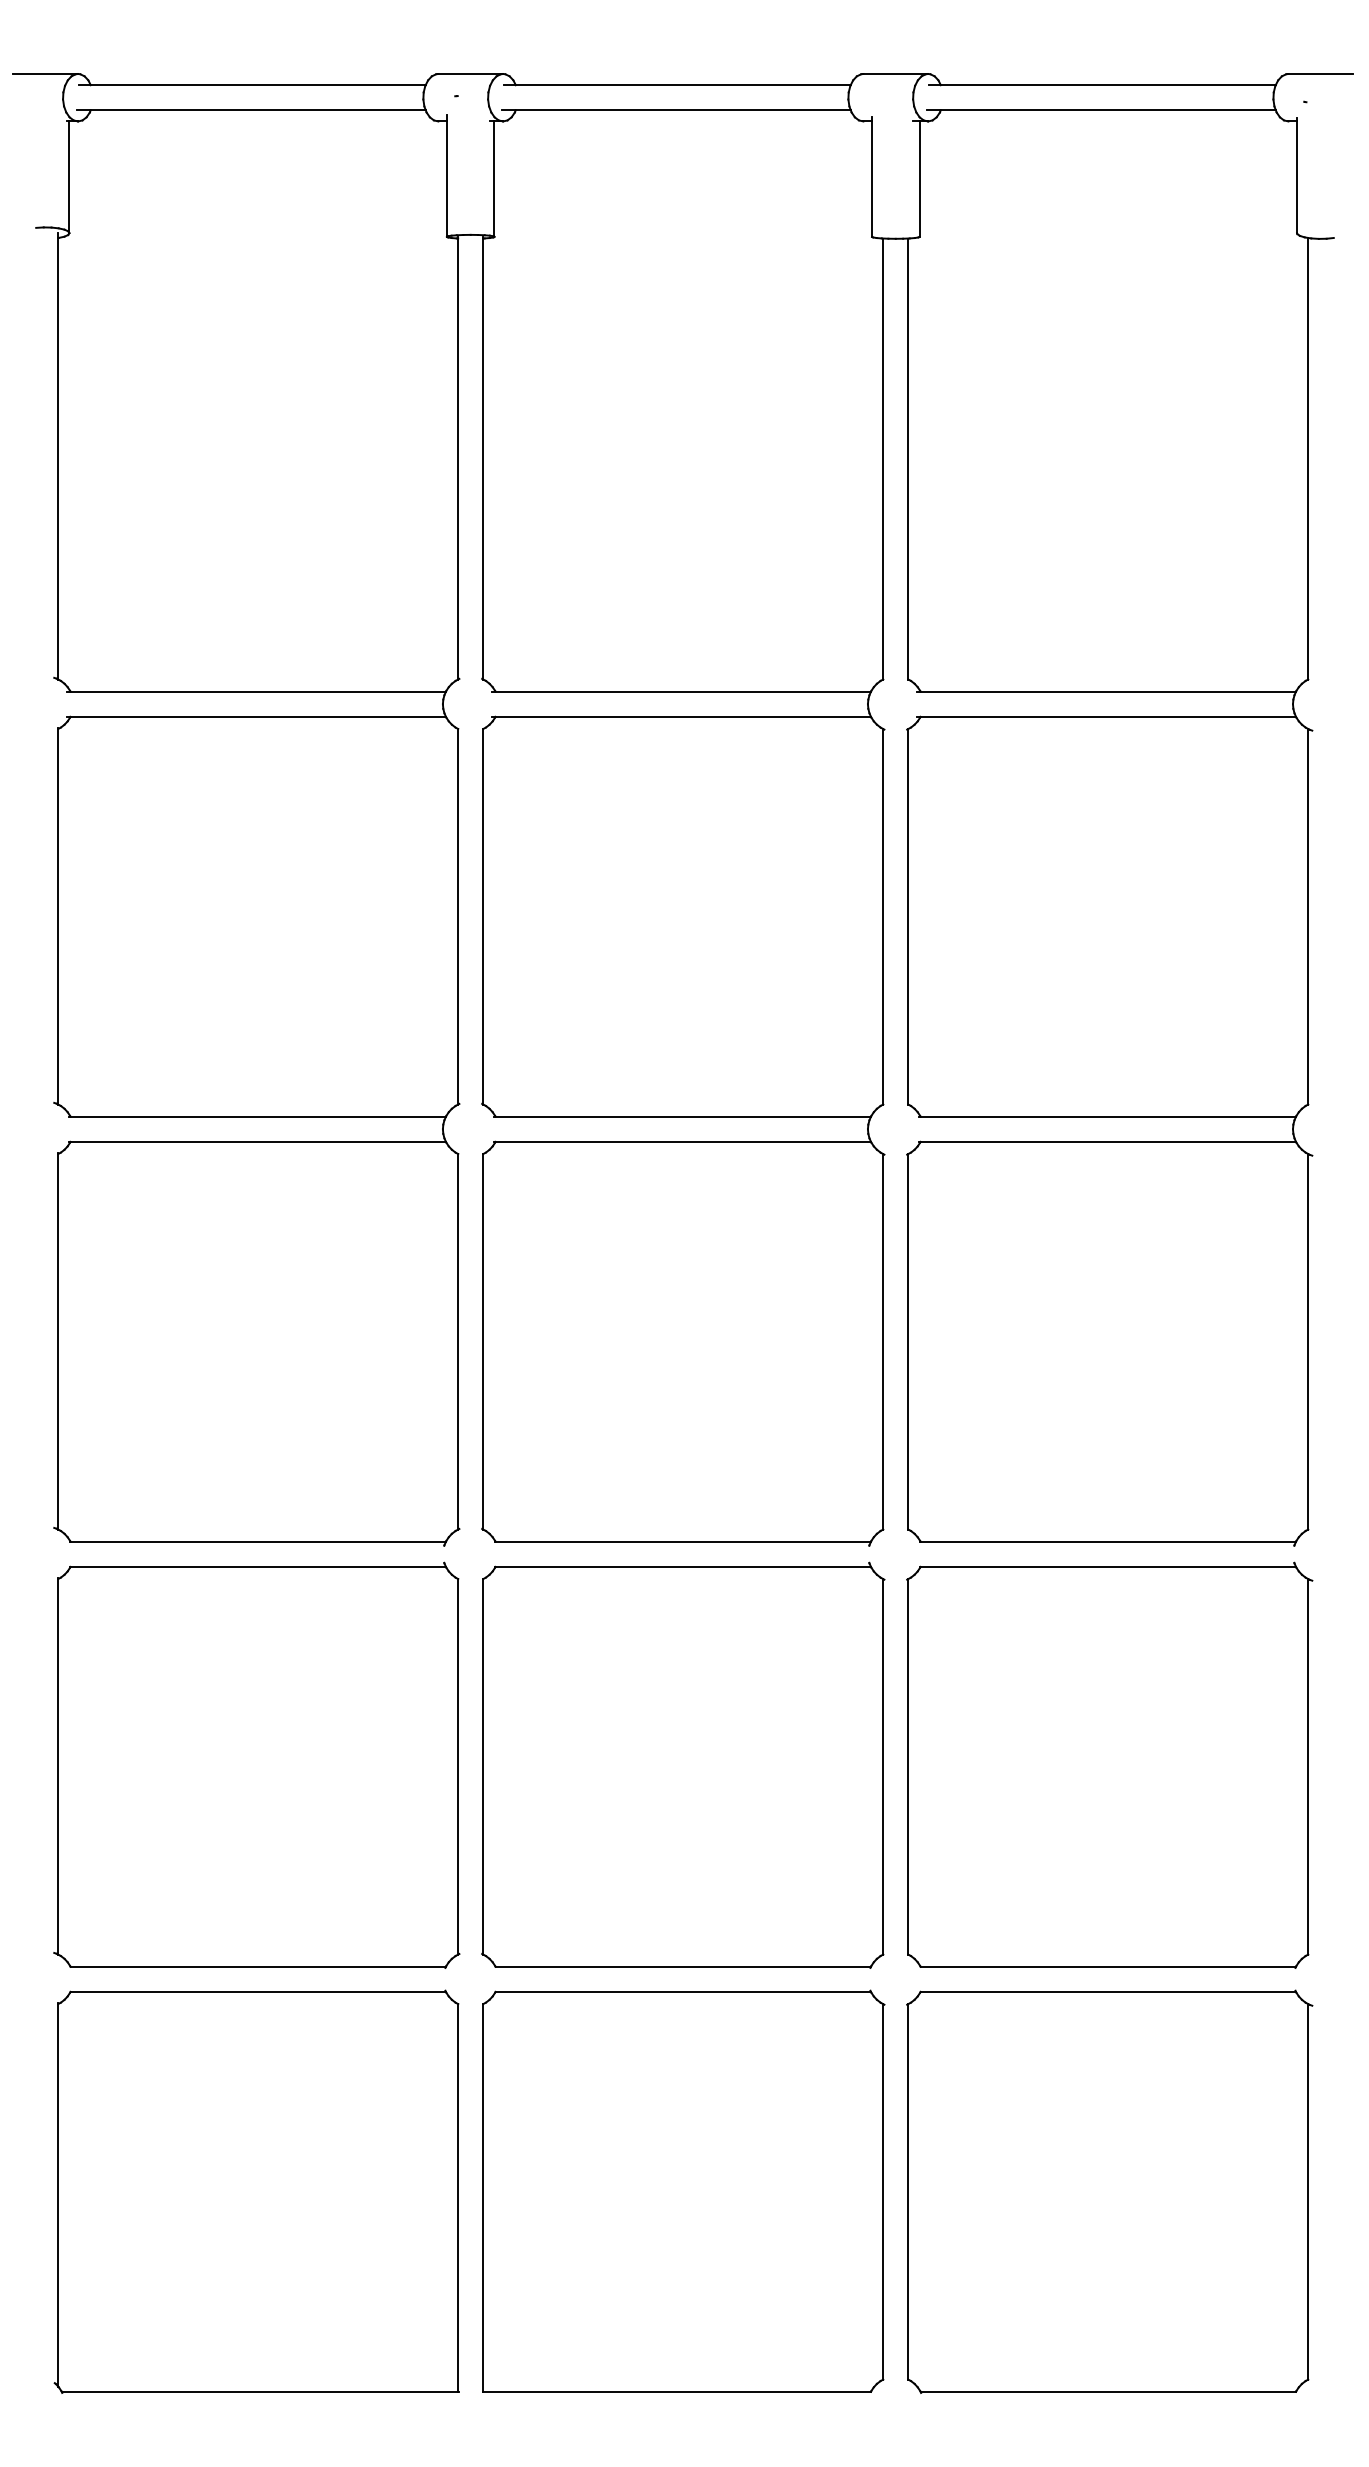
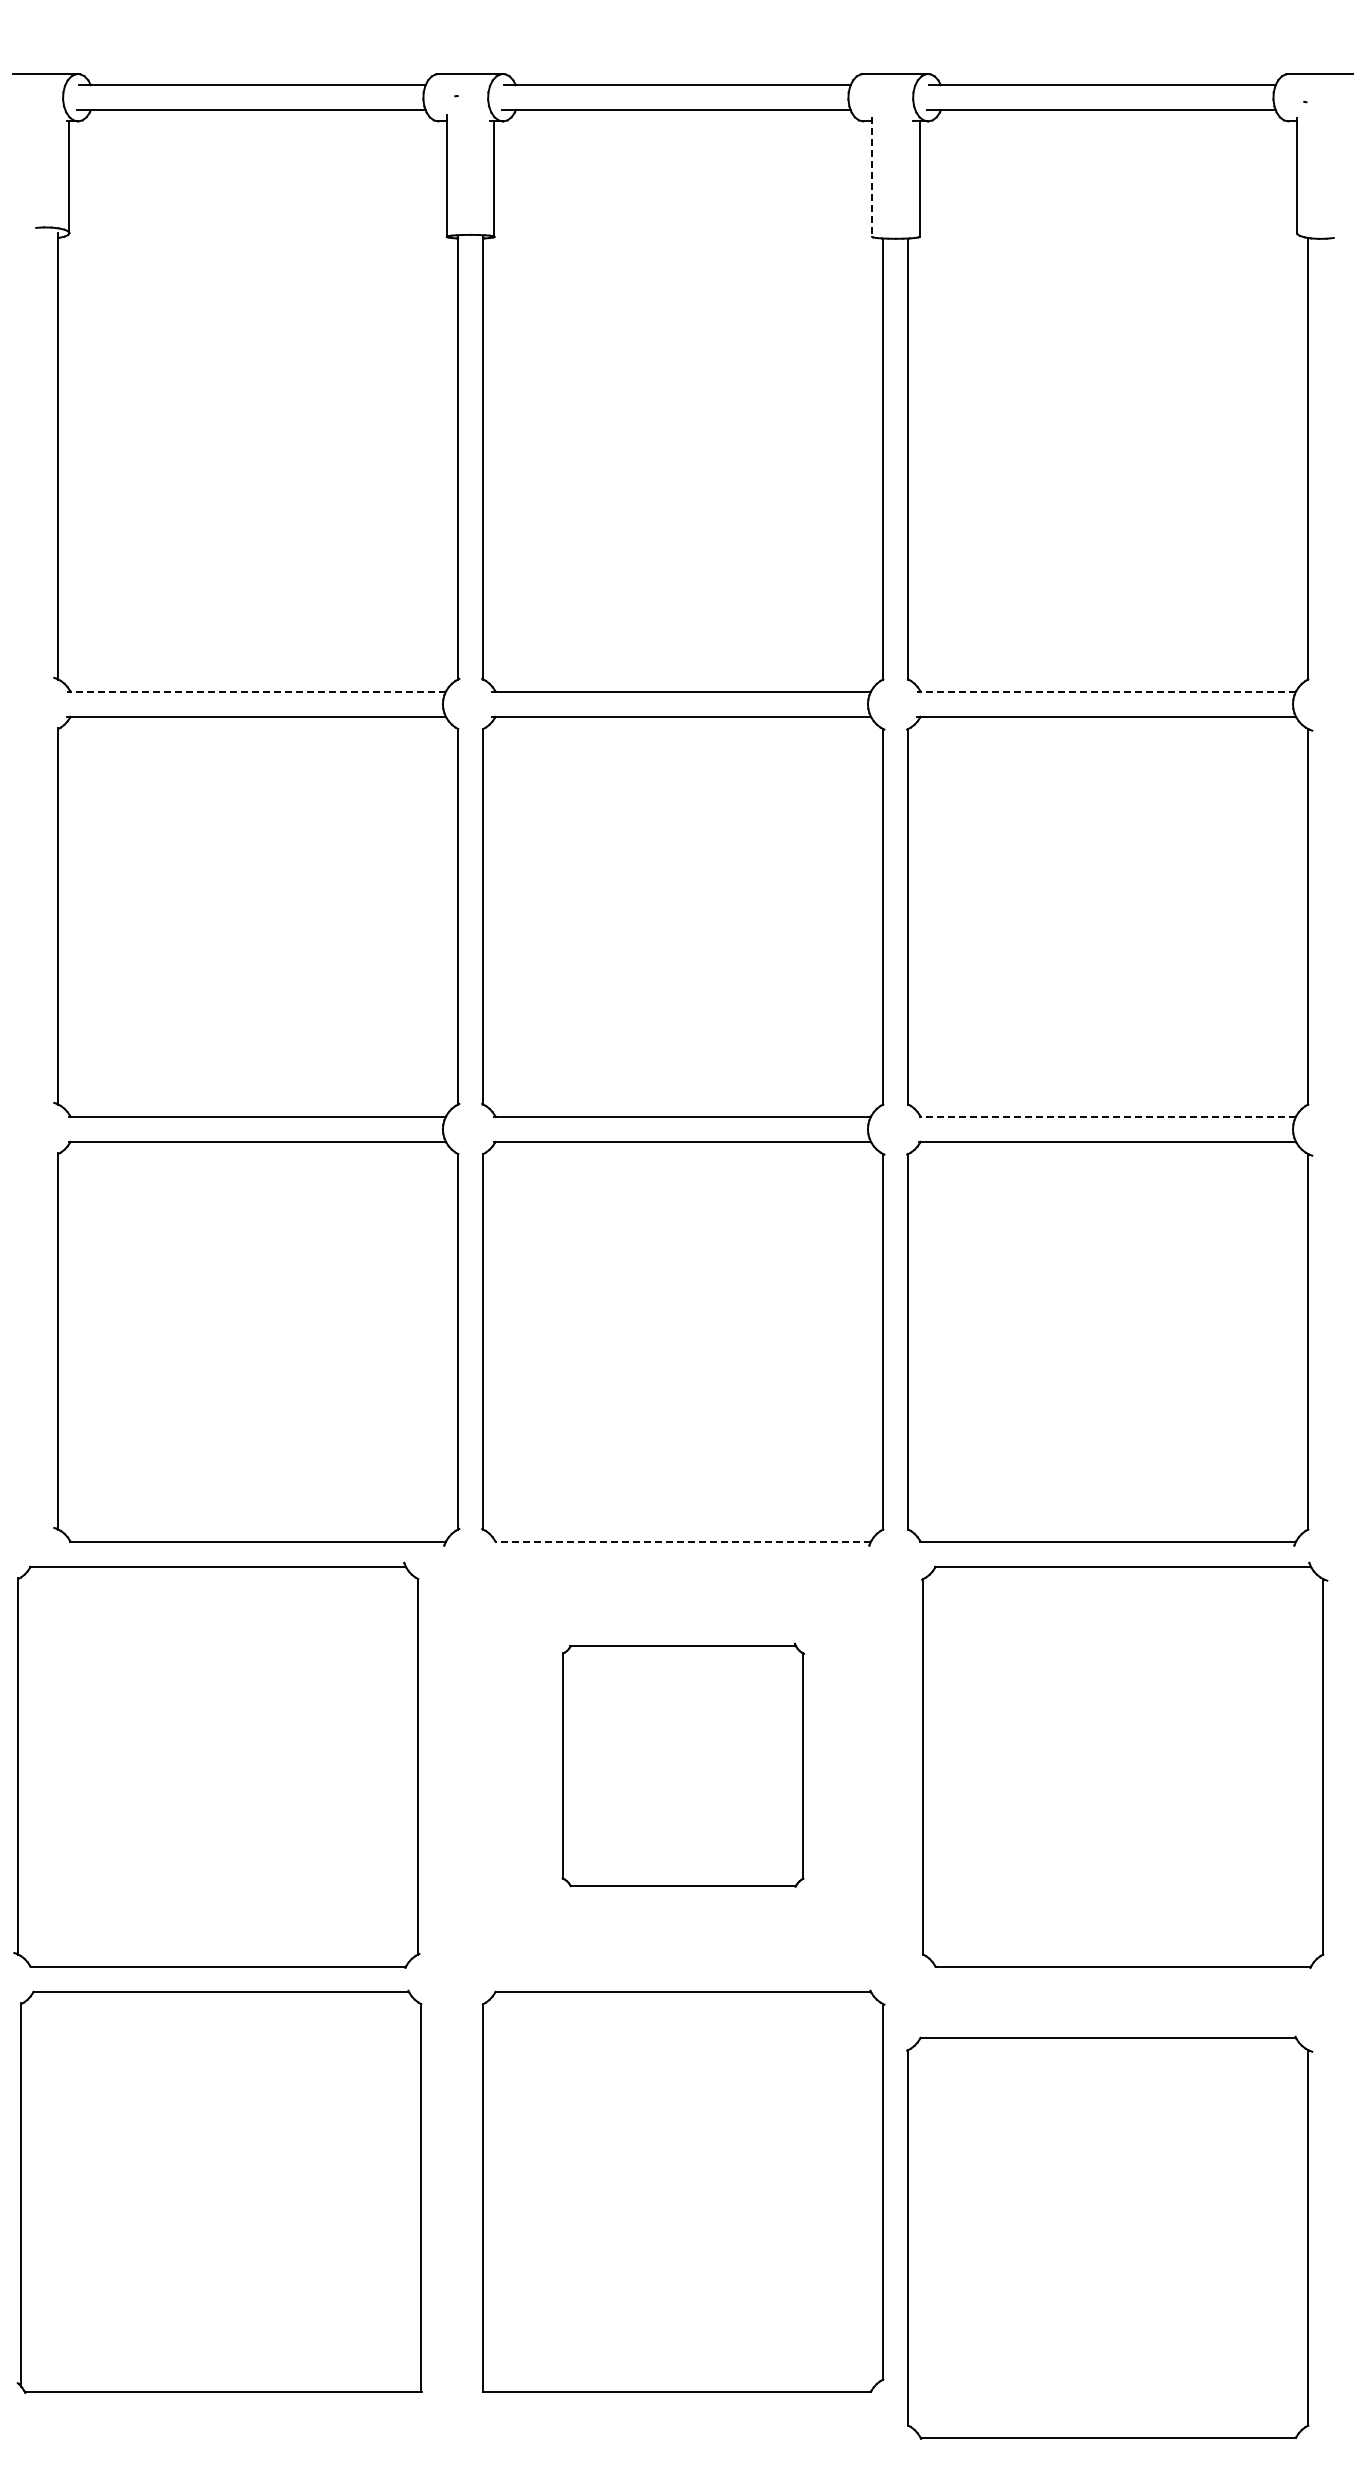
line: solid -> dashed (872, 176)
line: solid -> dashed (256, 691)
line: solid -> dashed (1106, 691)
line: solid -> dashed (1107, 1116)
line: solid -> dashed (682, 1541)
part position: (256, 1764) -> (216, 1764) (216, 1764)
part size: 405x408 px -> 245x246 px (683, 1764)
part position: (1109, 1764) -> (1124, 1764) (1124, 1764)
part position: (256, 2191) -> (219, 2191) (219, 2191)
part position: (1109, 2191) -> (1109, 2237) (1109, 2237)
